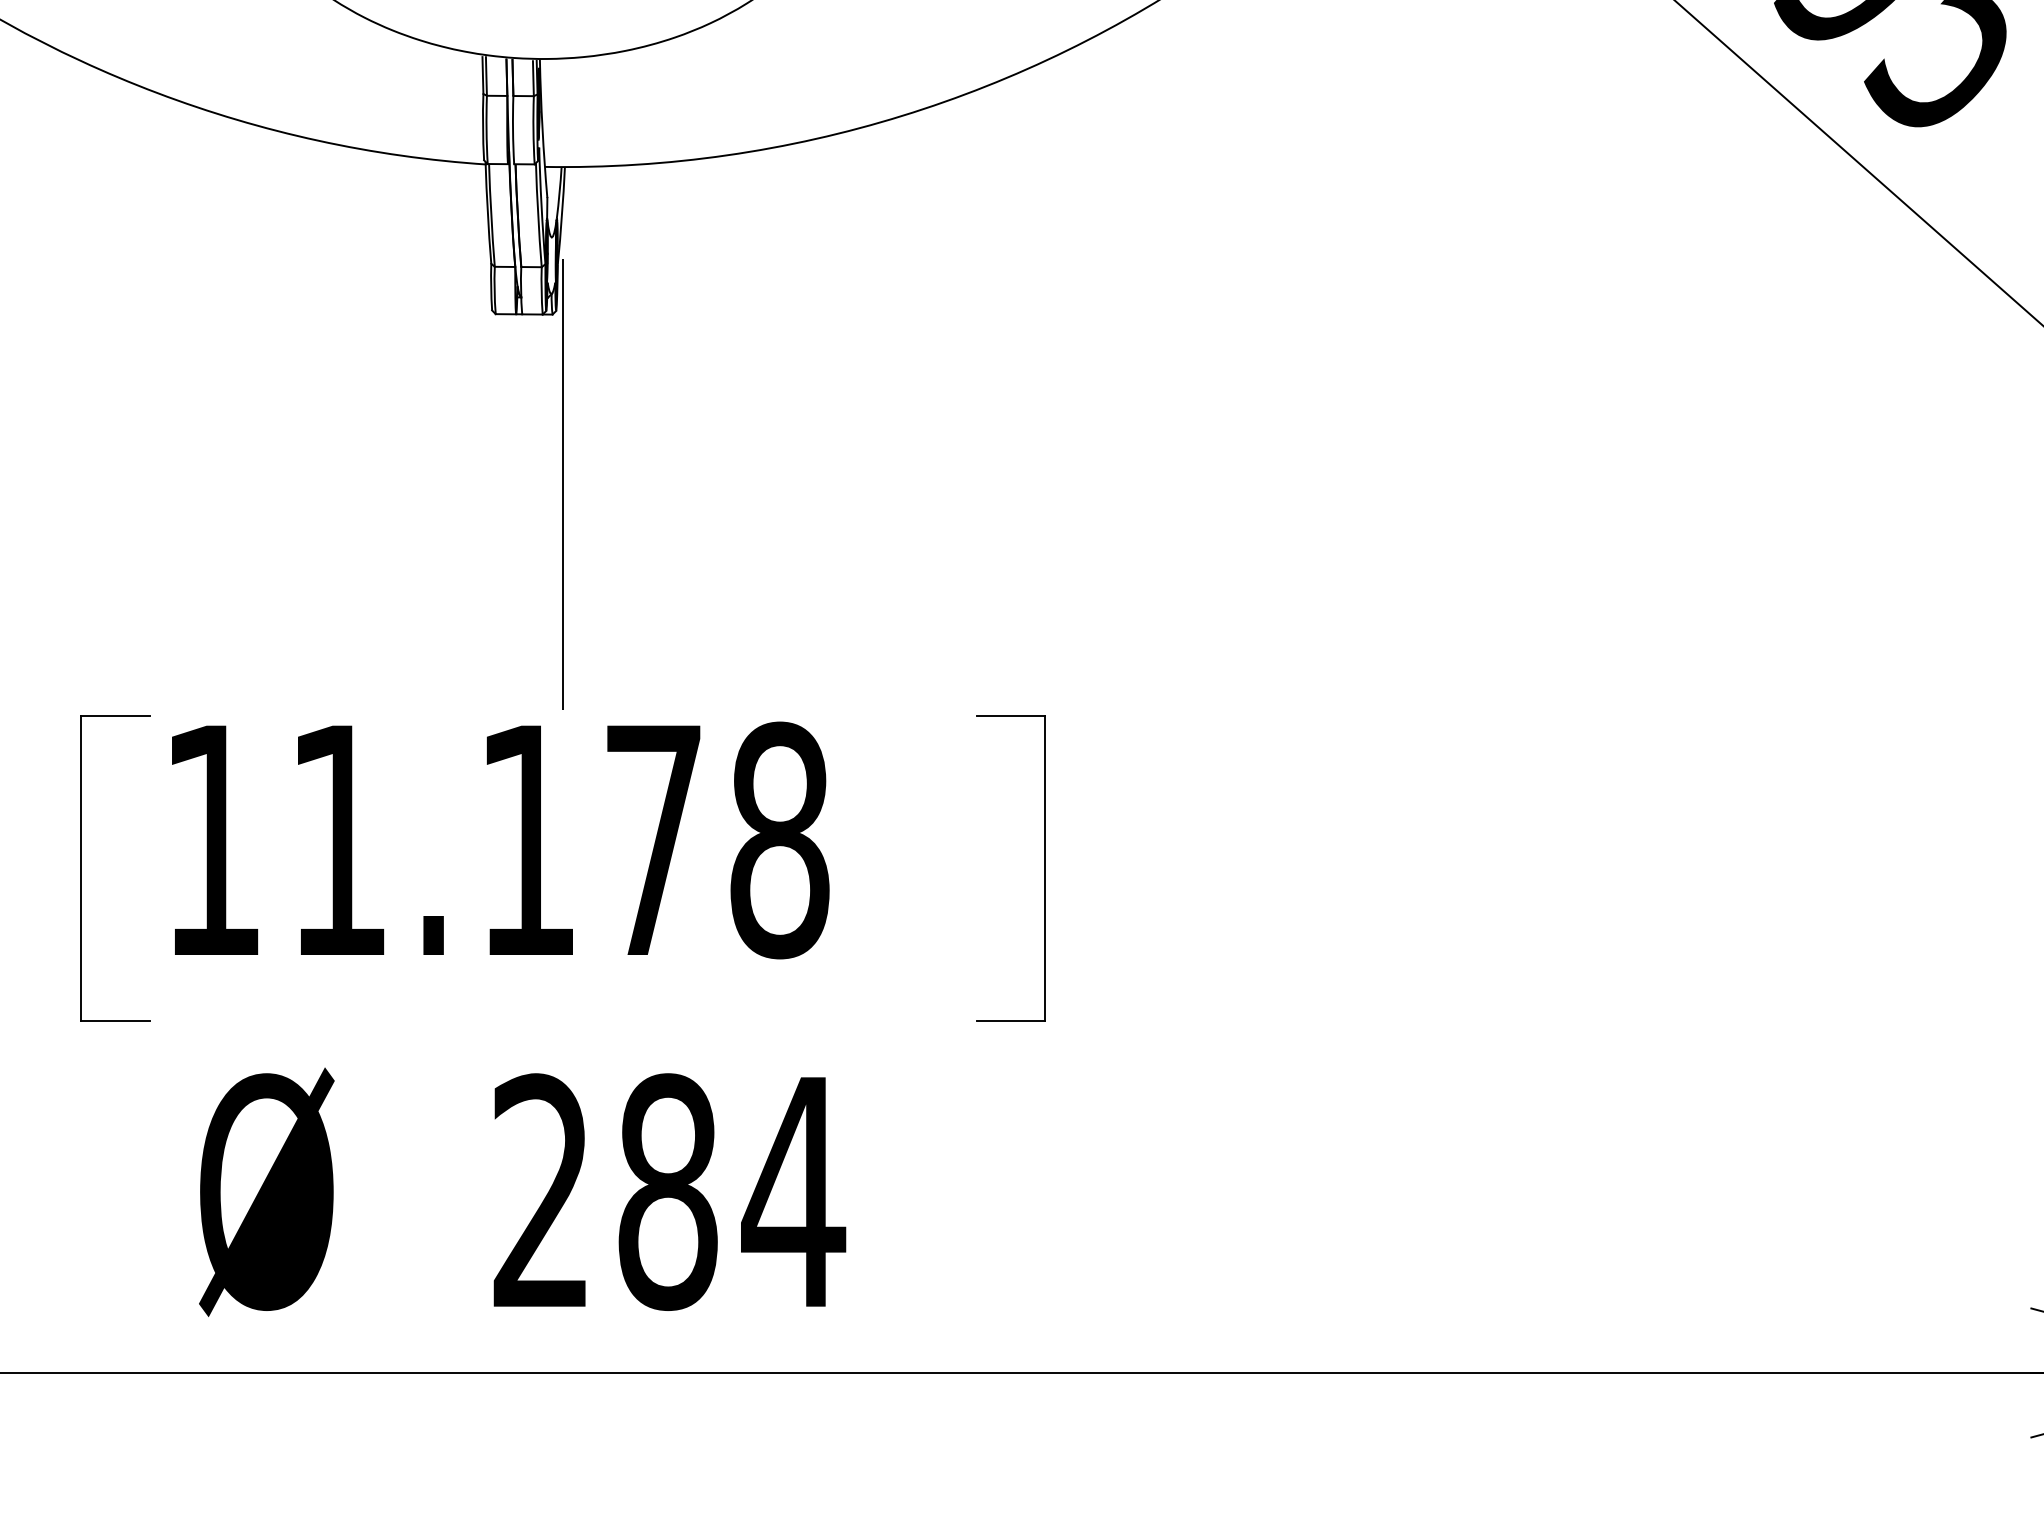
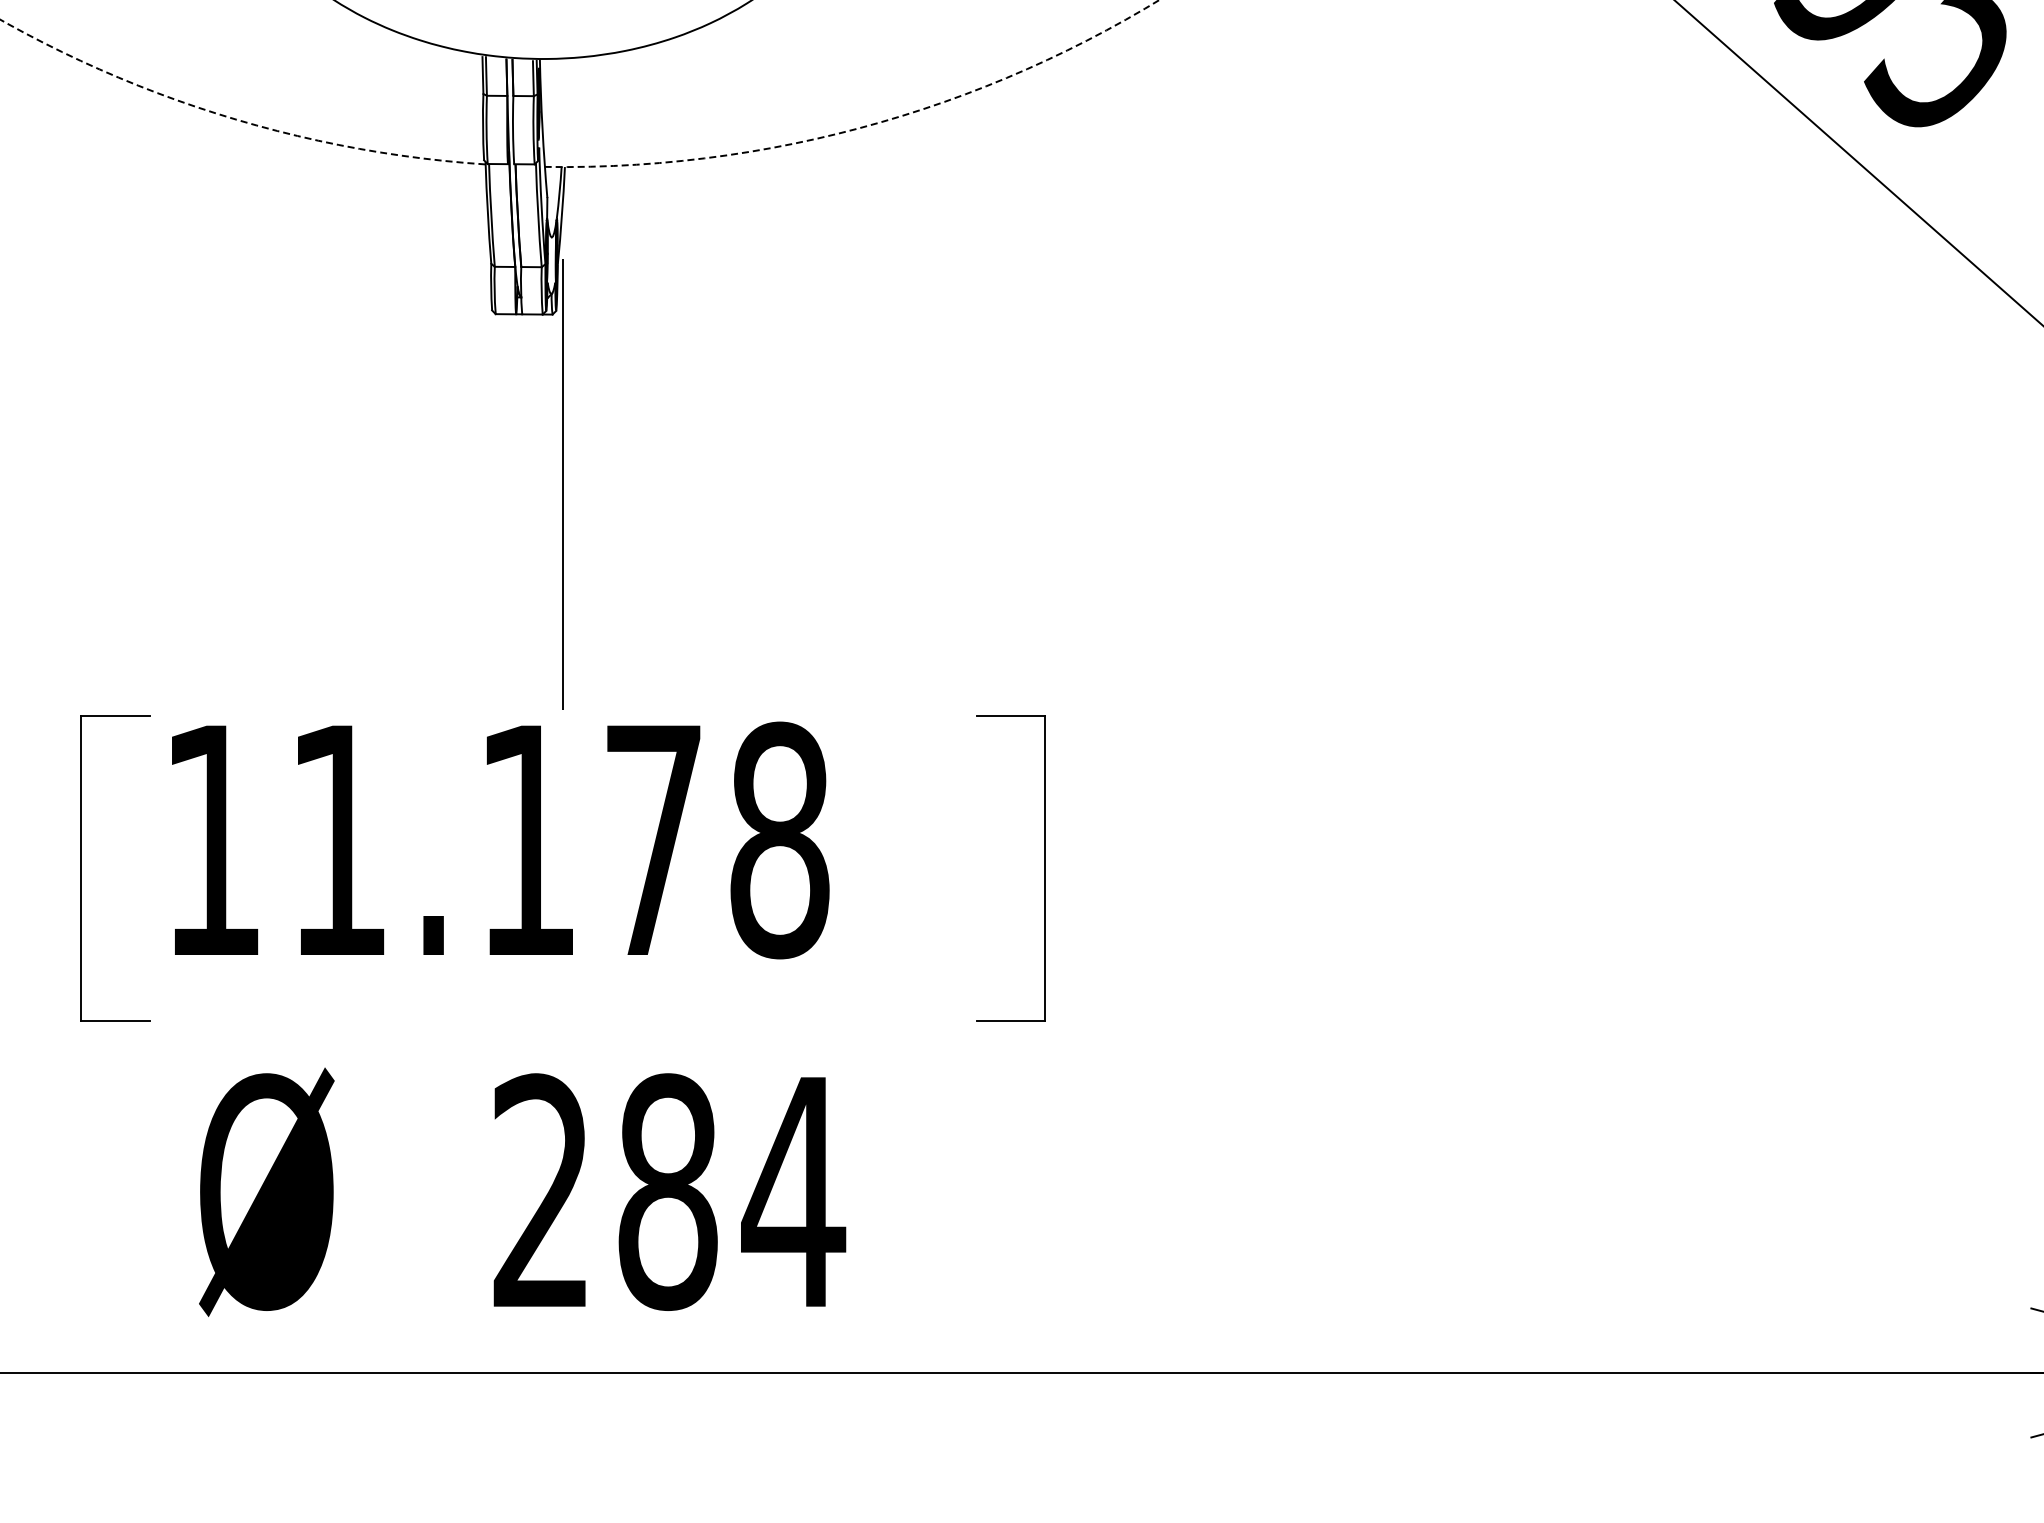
arc: solid -> dashed (235, 119)
arc: solid -> dashed (864, 126)
